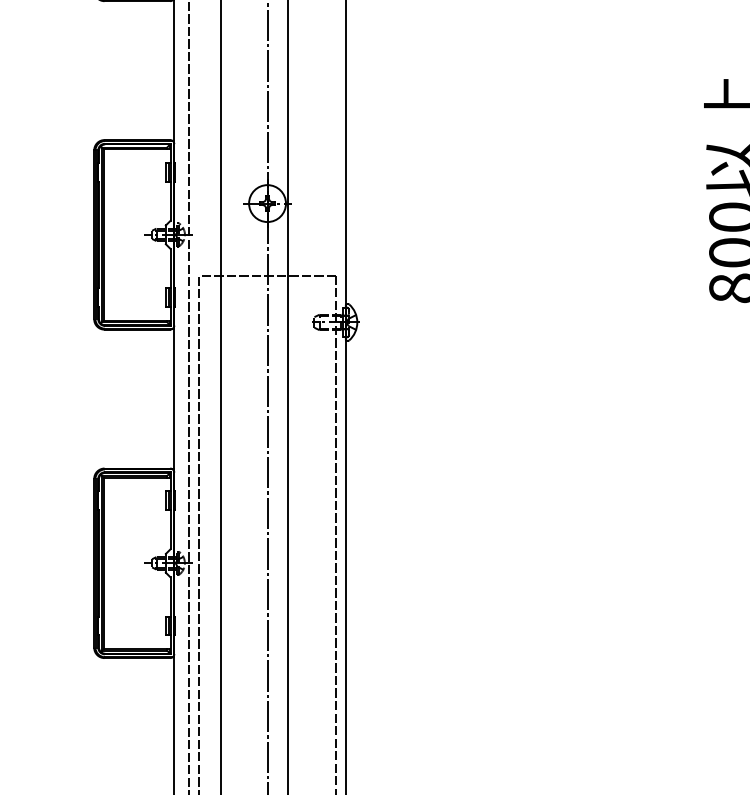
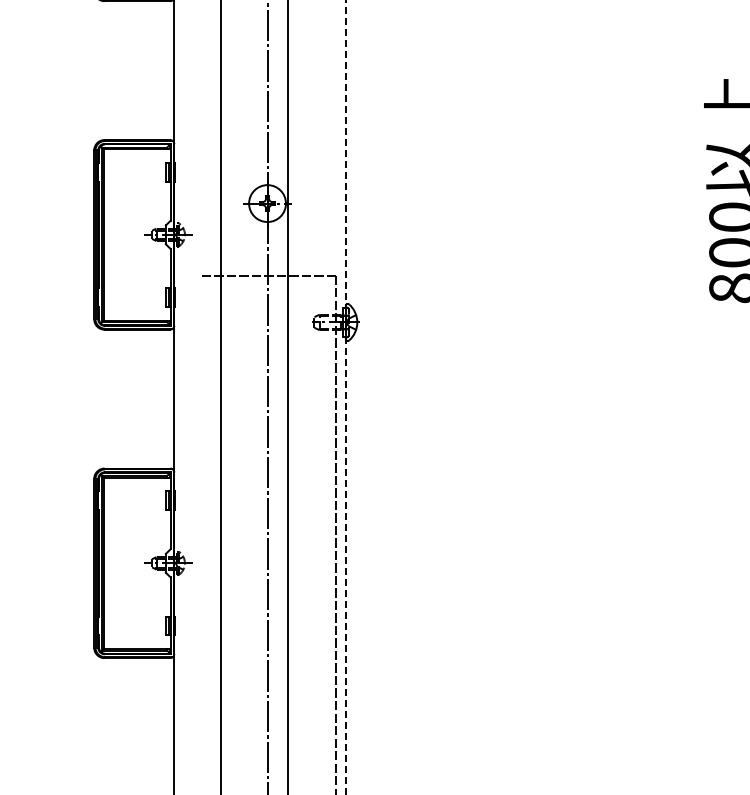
line: present -> none (189, 396)
line: solid -> dashed (345, 397)
line: present -> none (198, 533)
